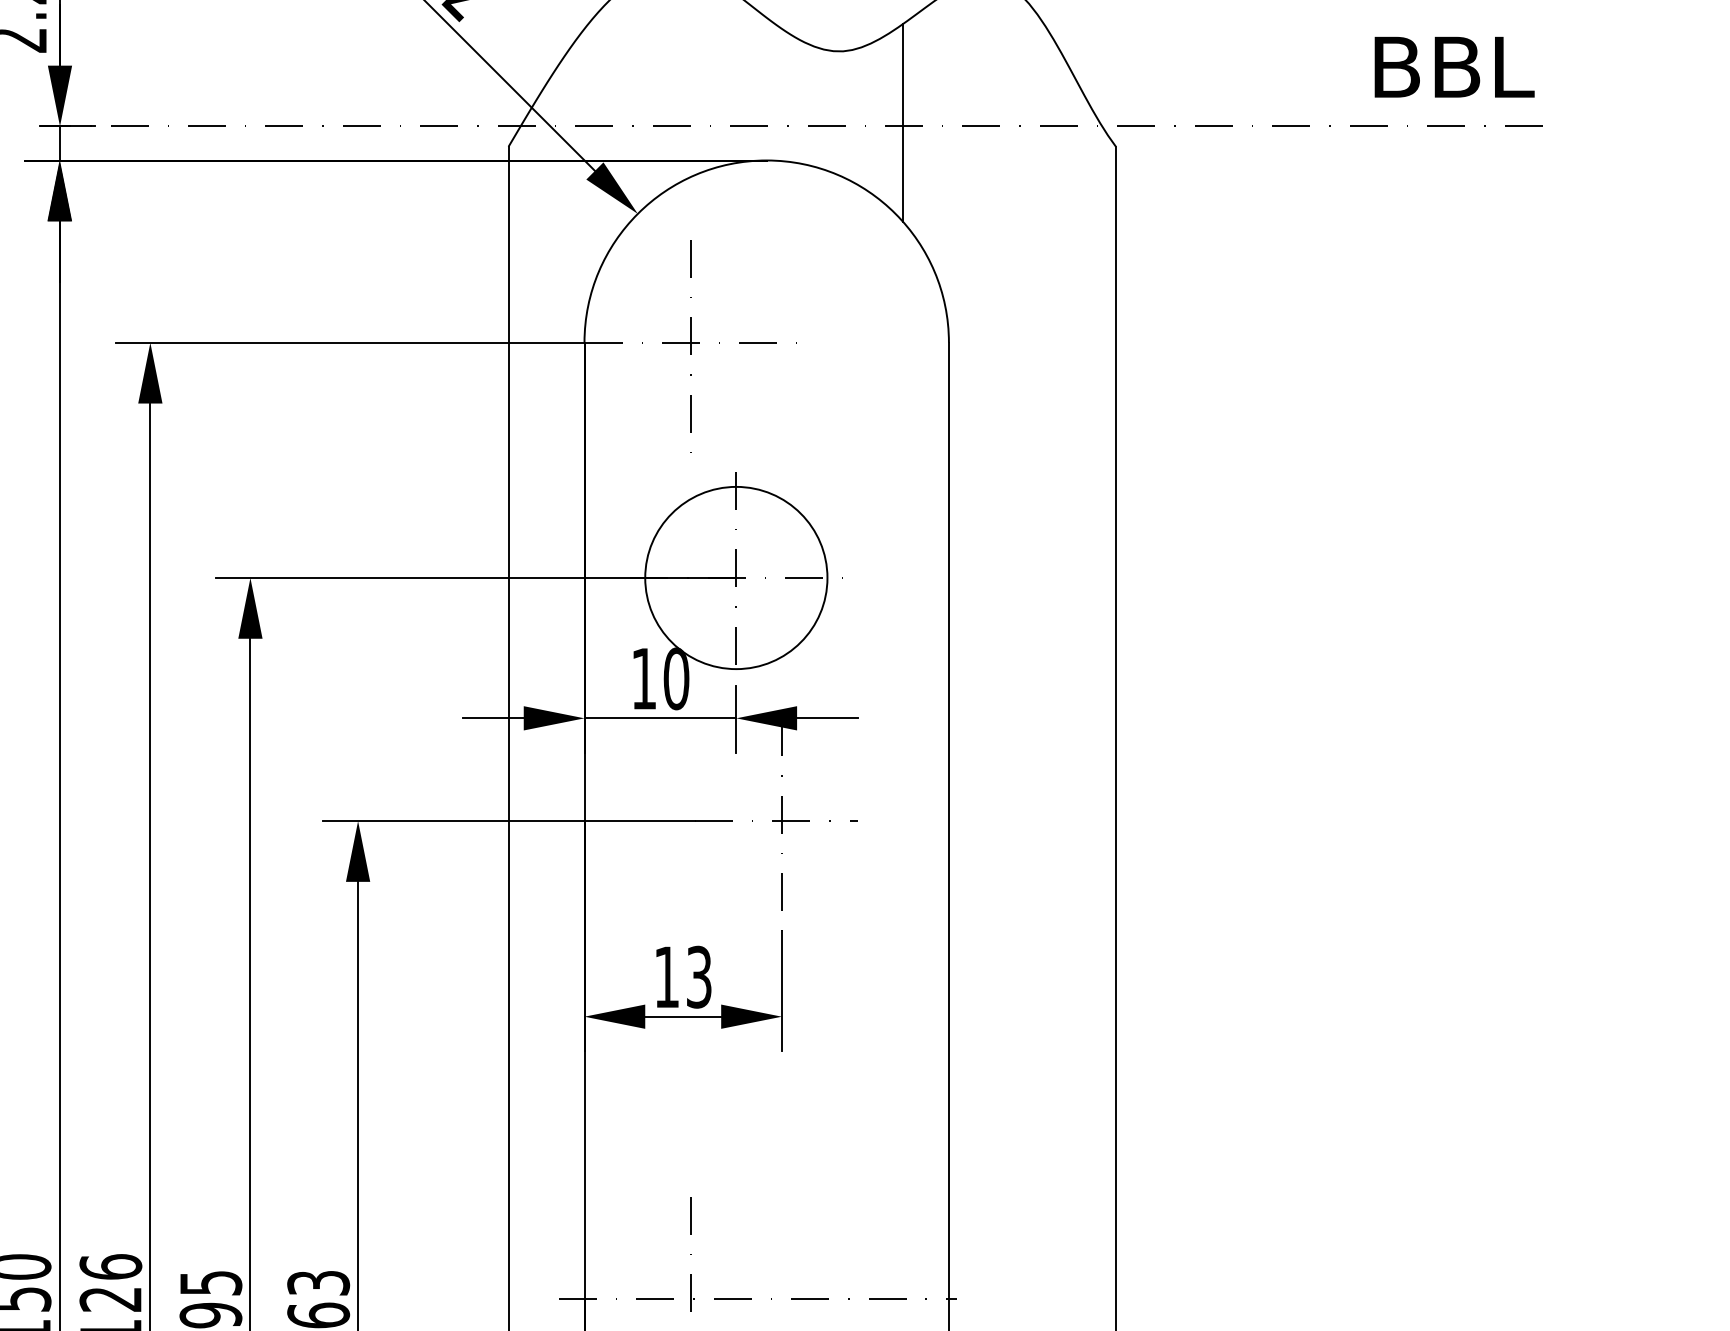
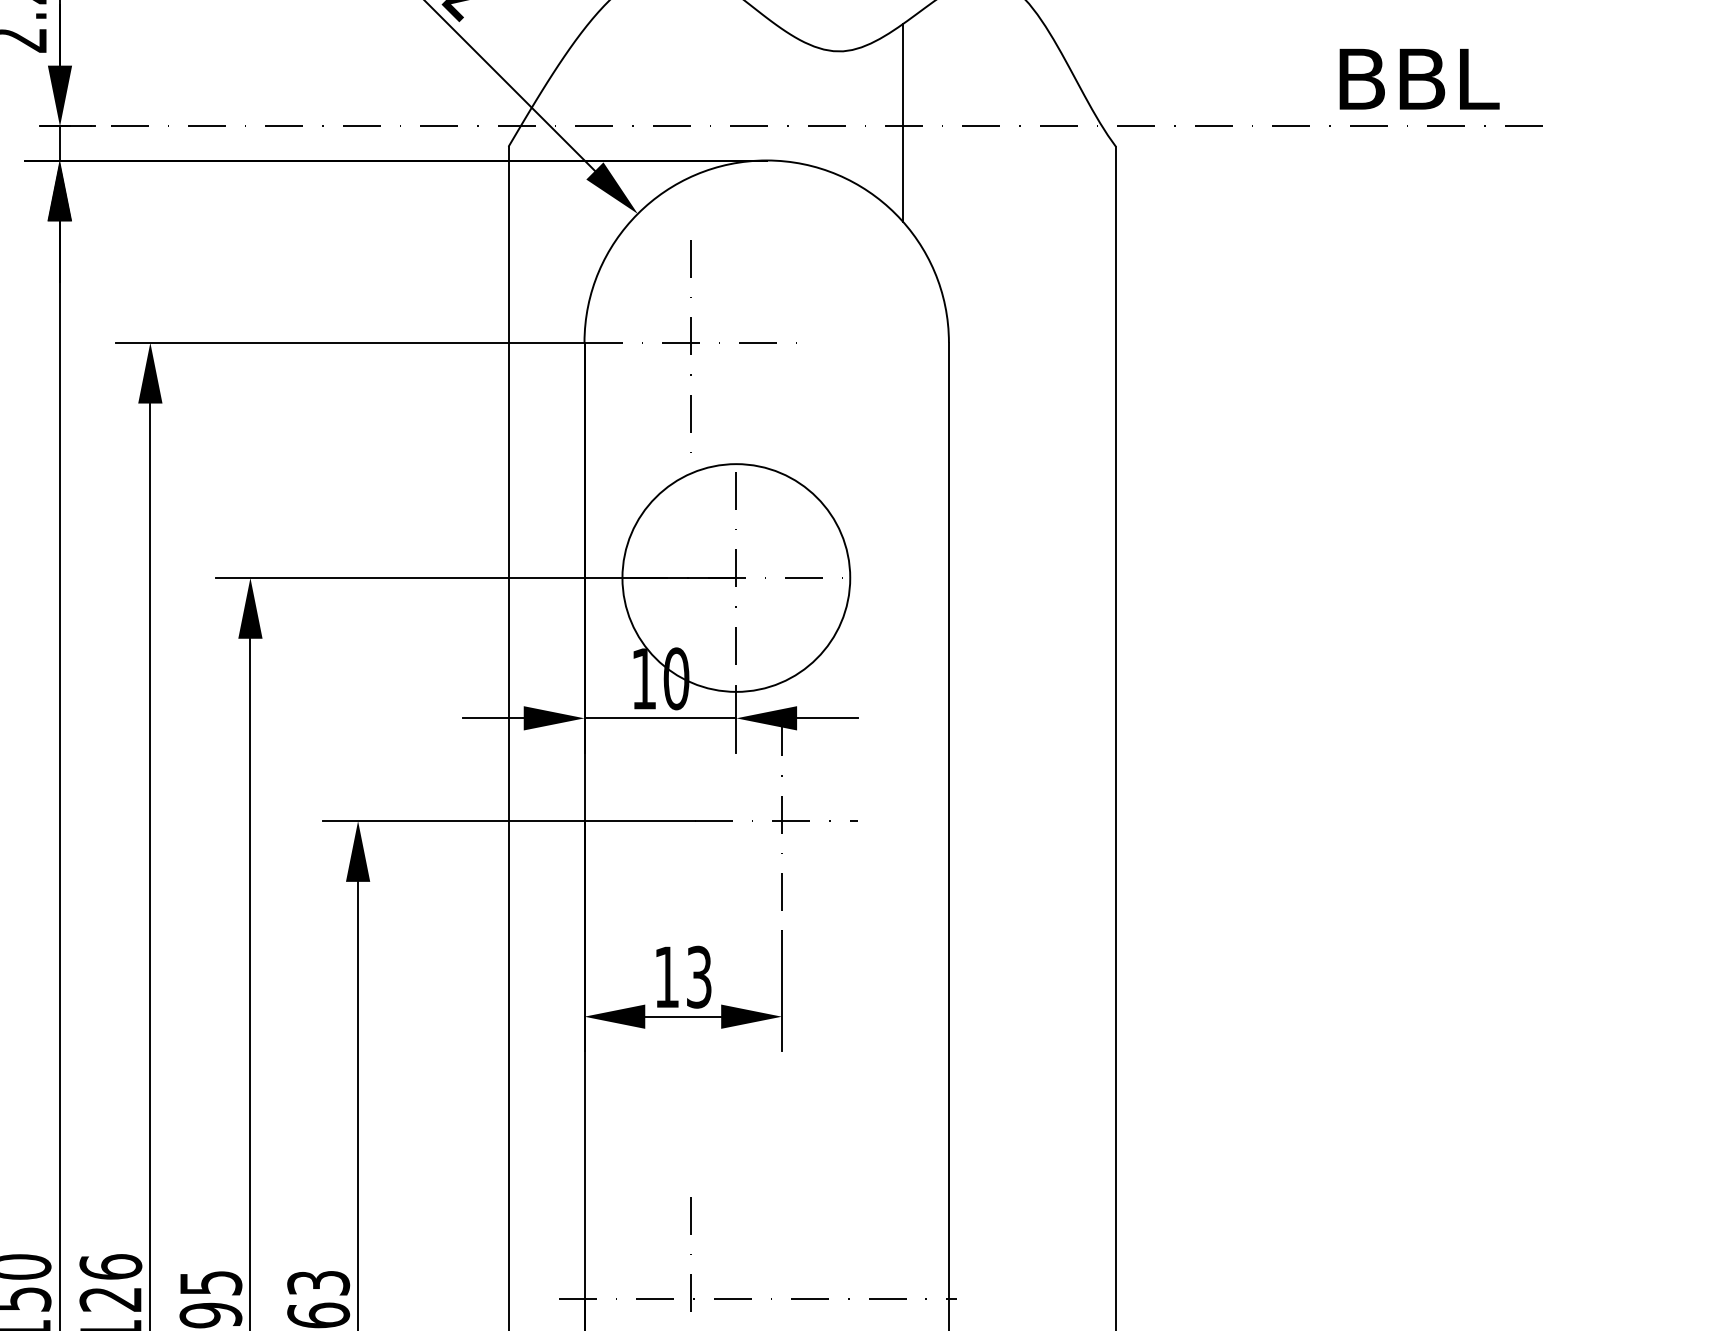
text position: (1454, 66) -> (1419, 78) (1419, 78)
circle diameter: 182 px -> 228 px (736, 577)
